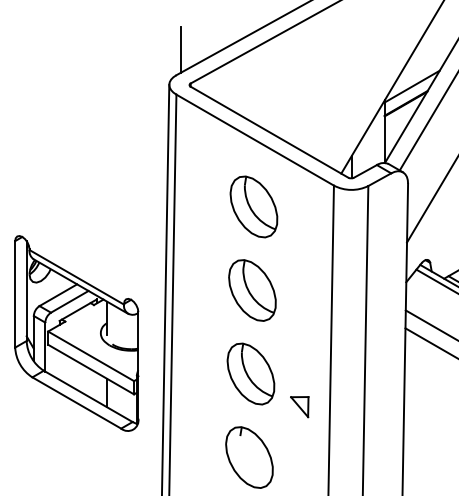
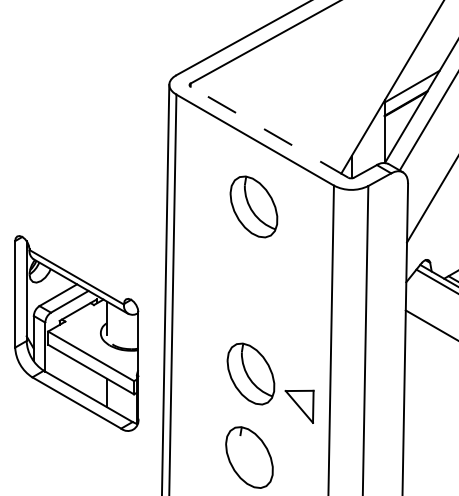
line: present -> none (181, 49)
line: solid -> dashed (269, 132)
part: present -> none (252, 290)
line: present -> none (430, 342)
part size: 20x23 px -> 31x35 px (299, 406)
